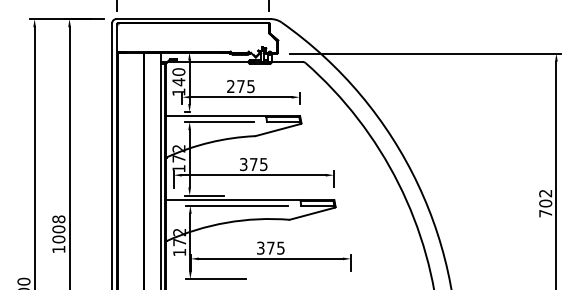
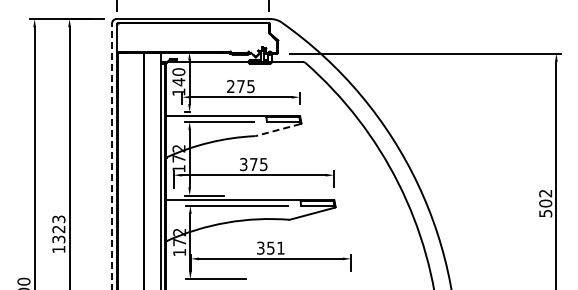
line: solid -> dashed (277, 130)
line: solid -> dashed (112, 156)
text: 702 -> 502 (545, 213)
text: 1008 -> 1323 (58, 229)
text: 375 -> 351 (275, 247)
